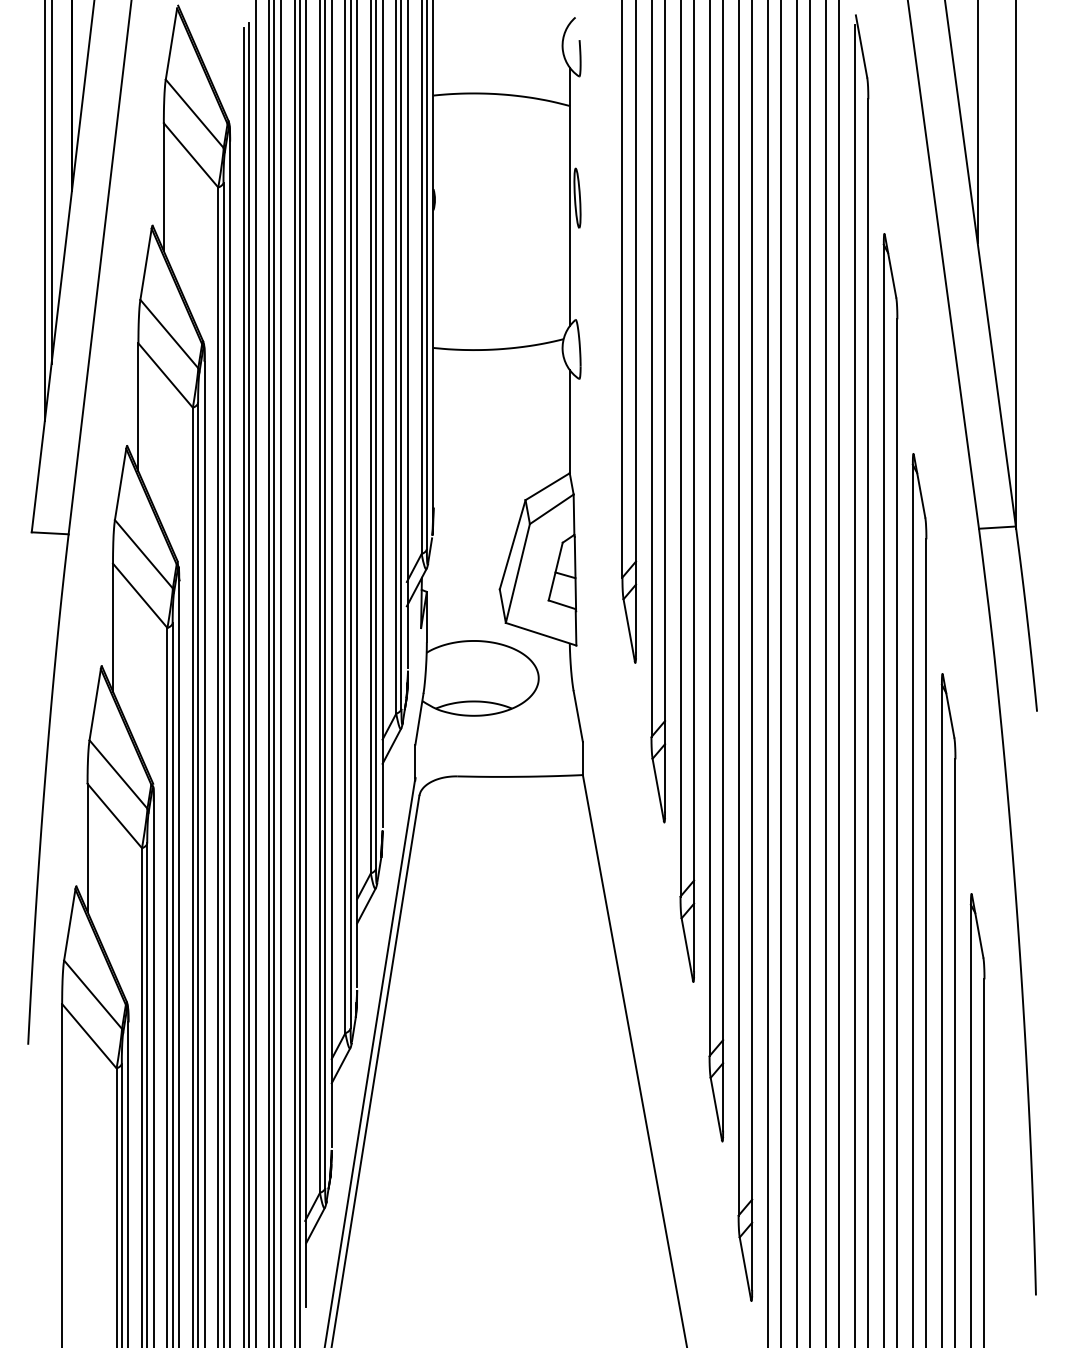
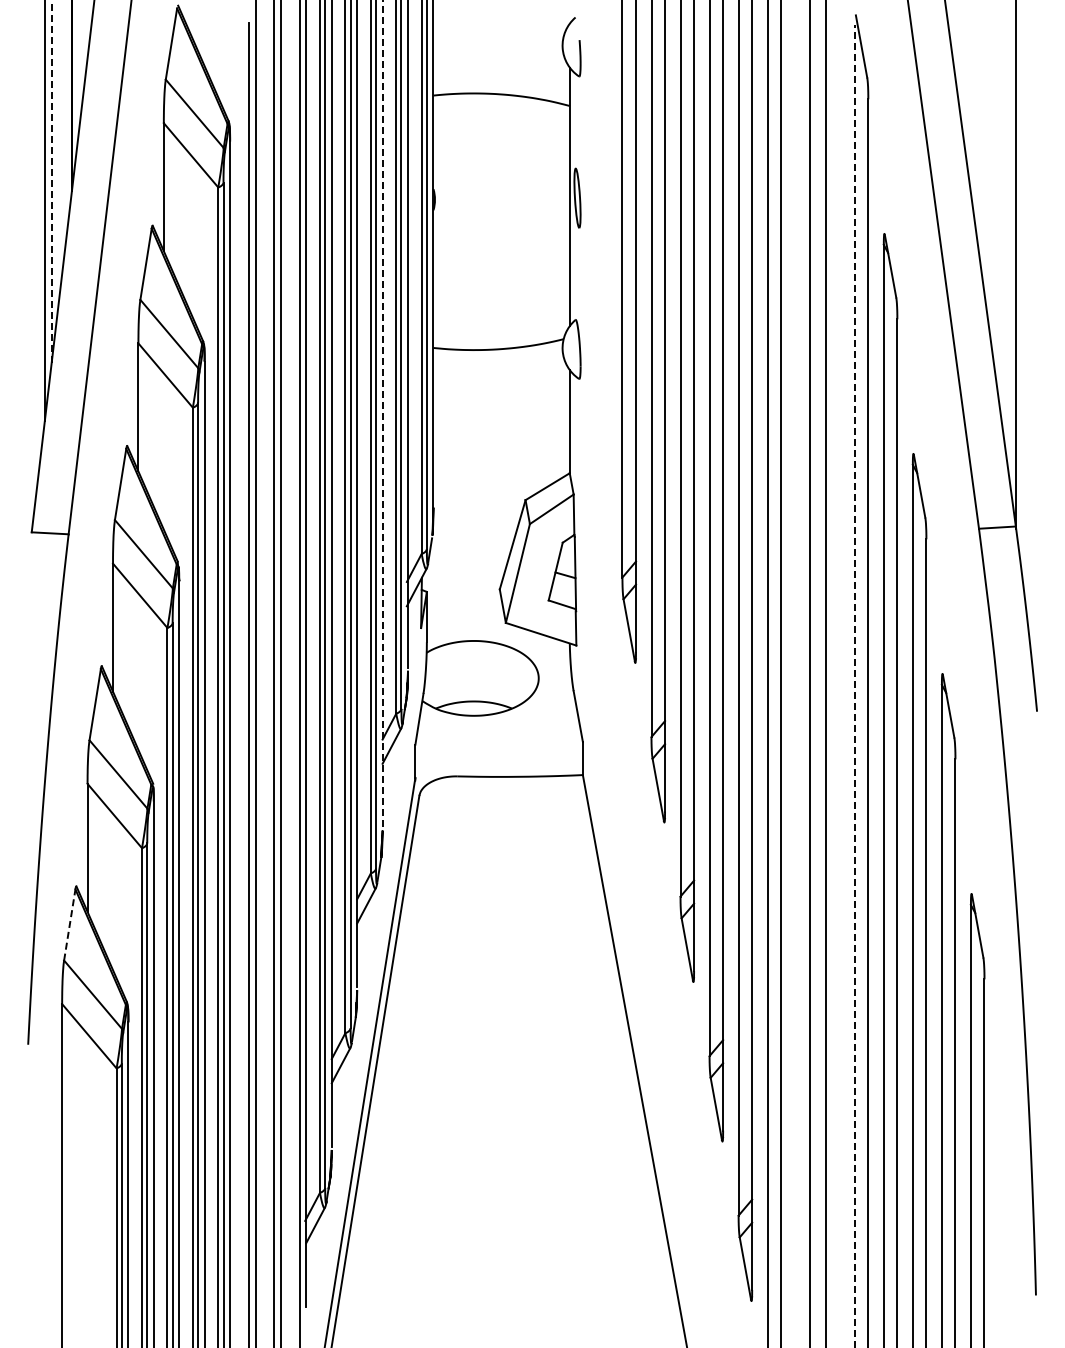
line: present -> none (977, 122)
line: solid -> dashed (51, 182)
line: solid -> dashed (382, 413)
line: present -> none (269, 673)
line: present -> none (294, 673)
line: present -> none (796, 673)
line: present -> none (839, 673)
line: present -> none (243, 685)
line: solid -> dashed (854, 685)
line: solid -> dashed (69, 924)
